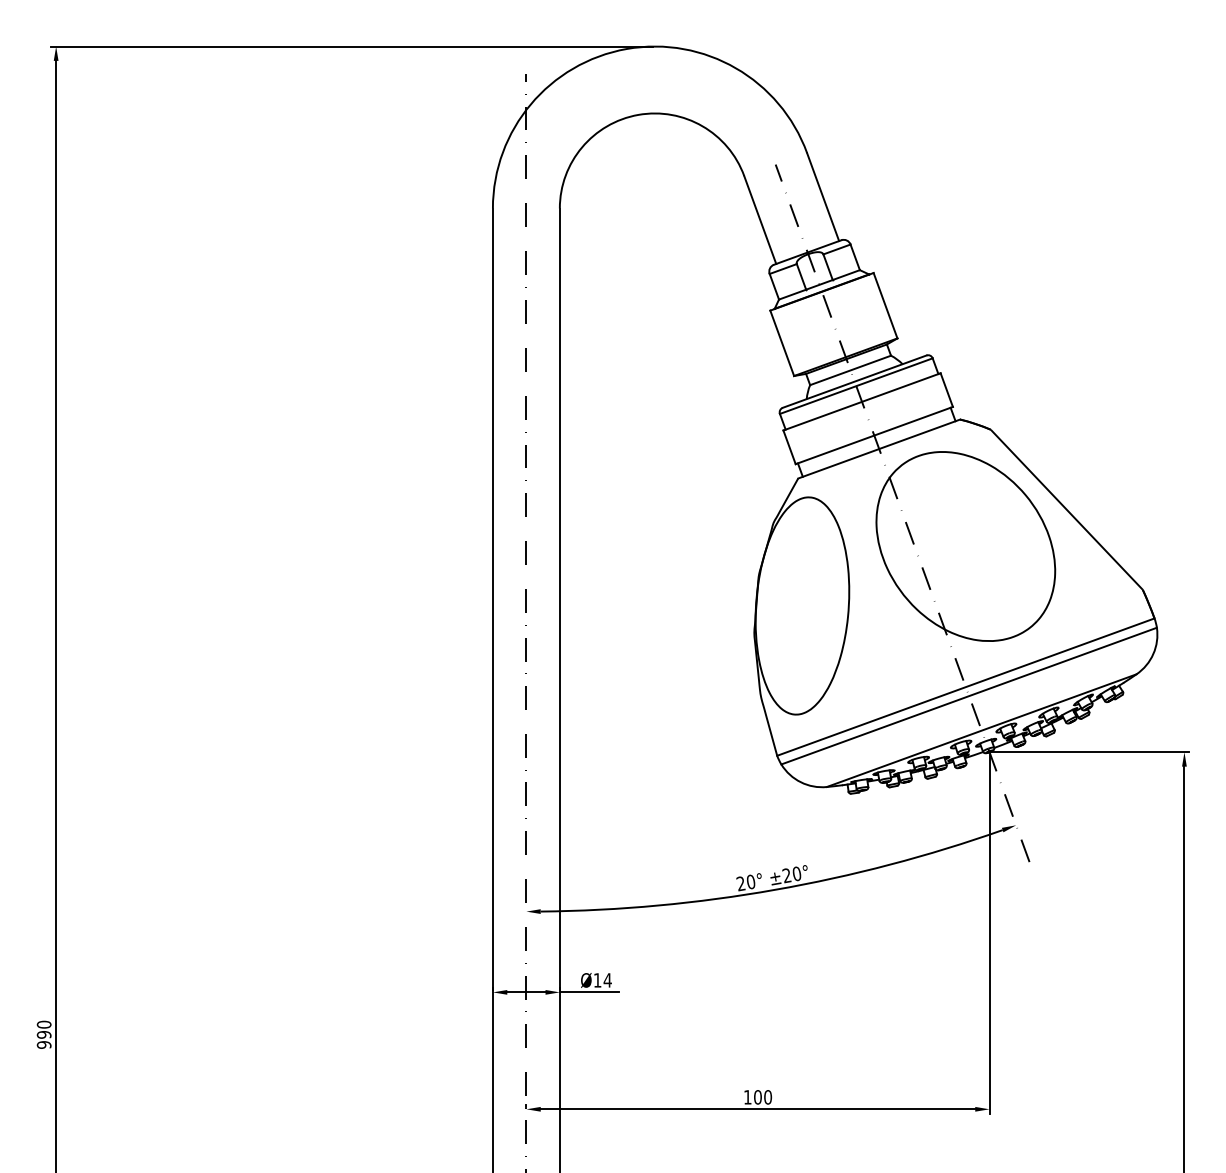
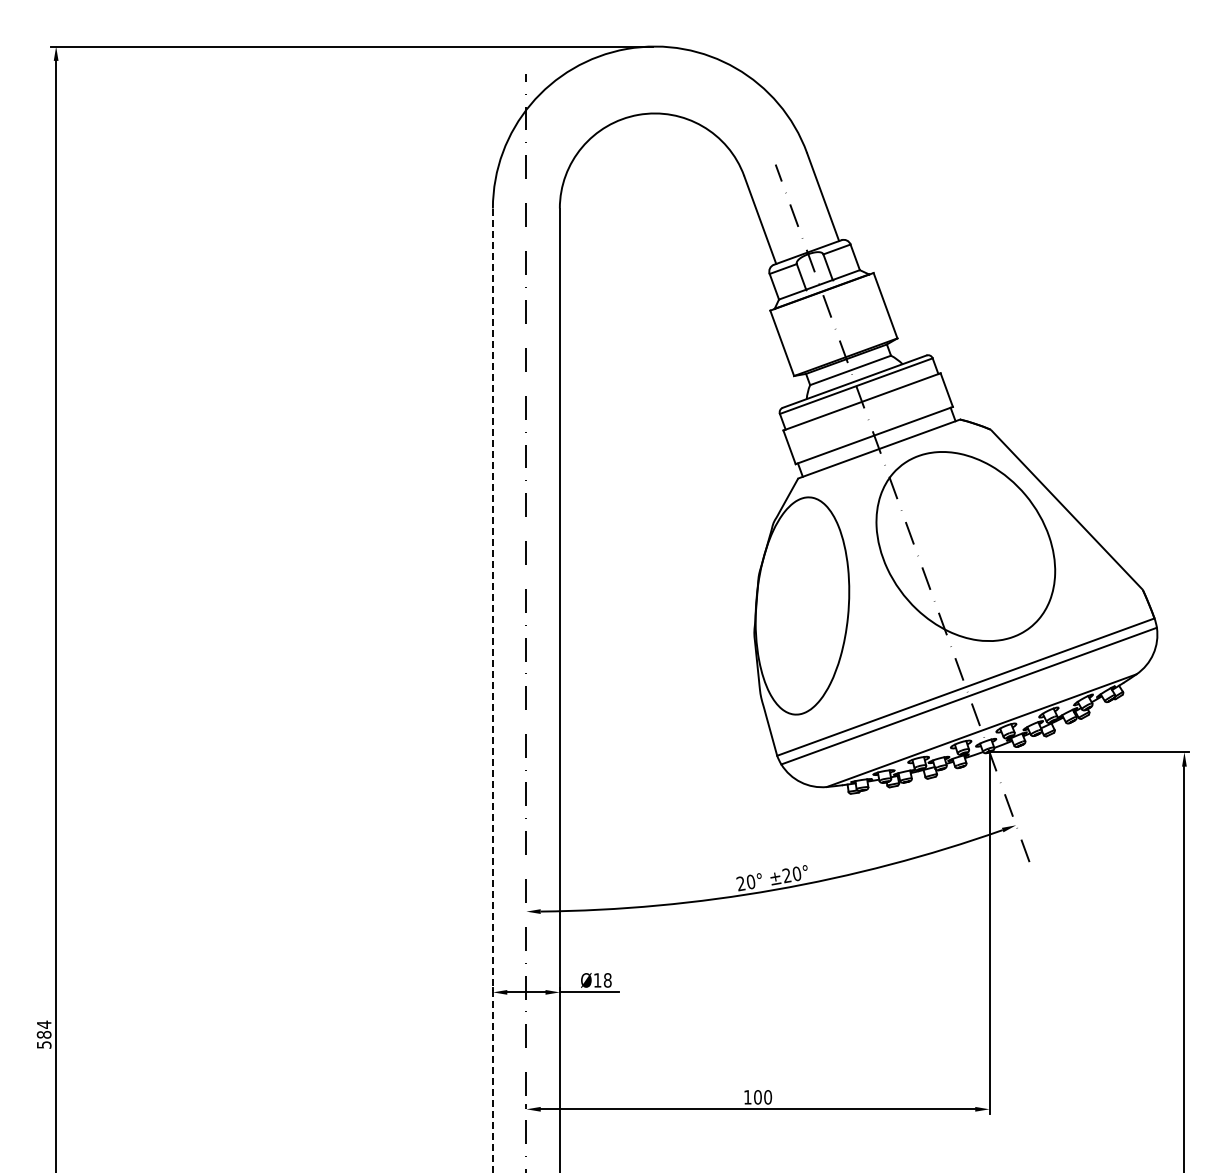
line: solid -> dashed (492, 691)
text: Ø14 -> Ø18 (607, 980)
text: 990 -> 584 (43, 1034)
